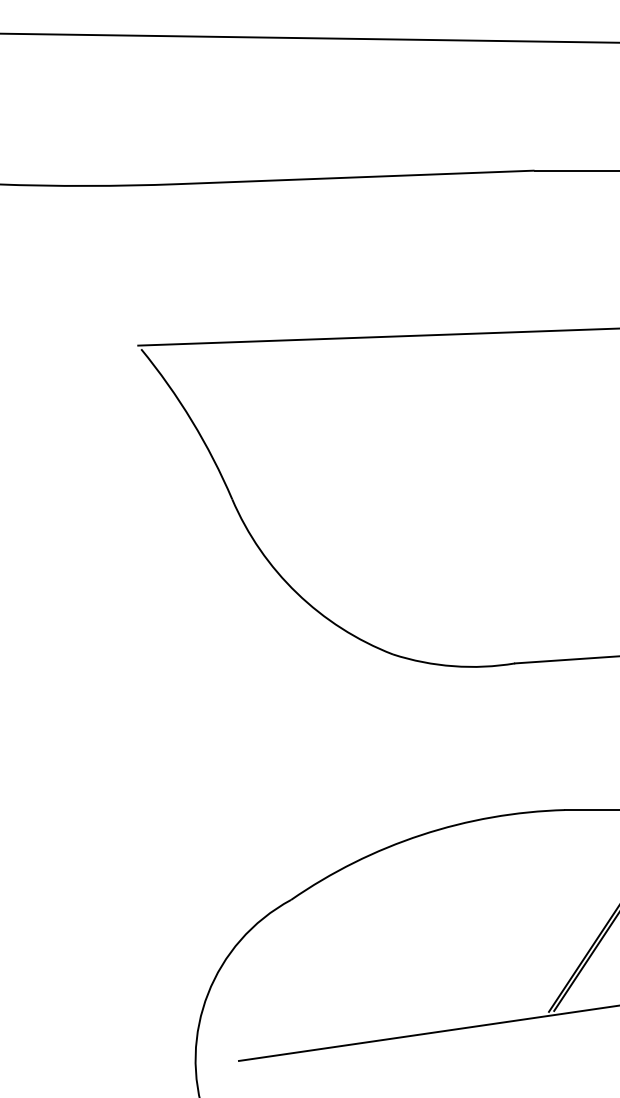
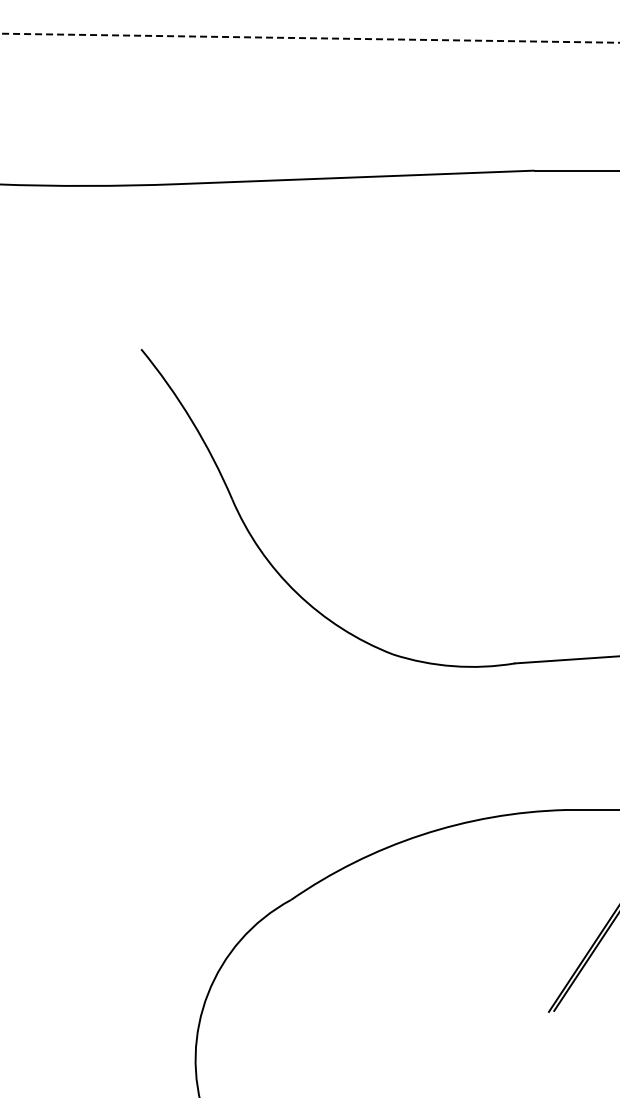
line: solid -> dashed (309, 38)
line: present -> none (377, 336)
line: present -> none (427, 1033)
